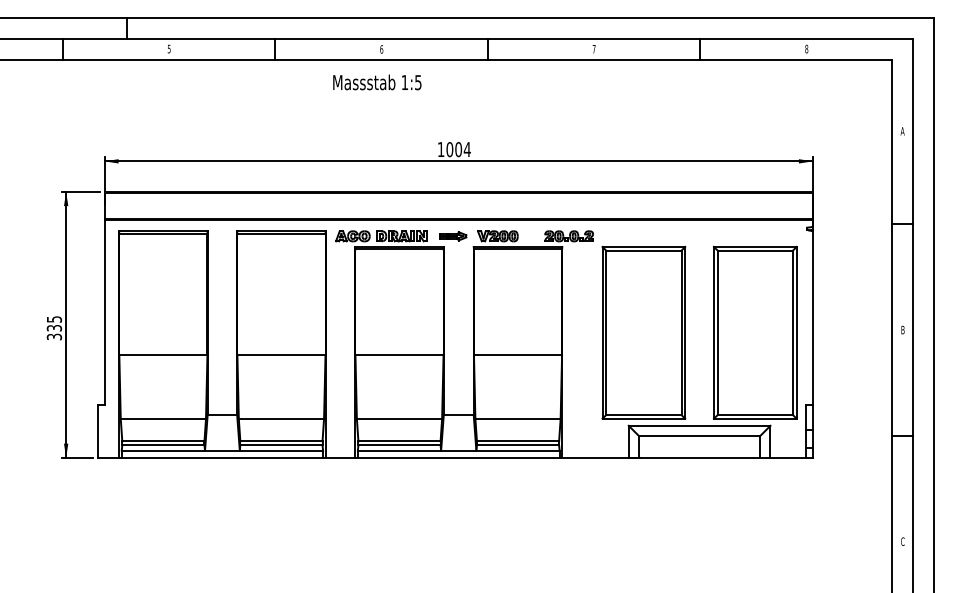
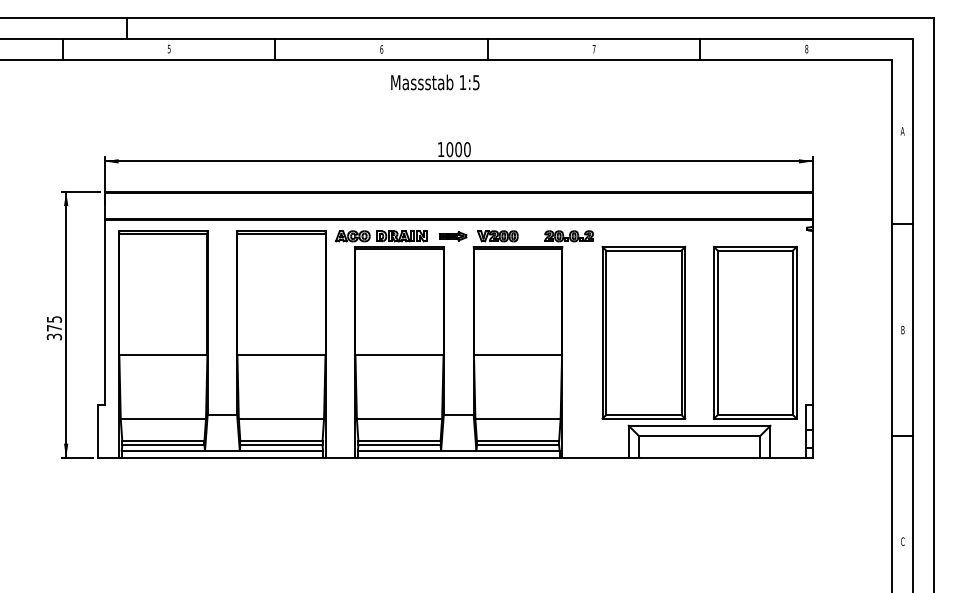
text position: (377, 82) -> (435, 82) (435, 82)
text: 1004 -> 1000 (466, 149)
text: 335 -> 375 (54, 328)
